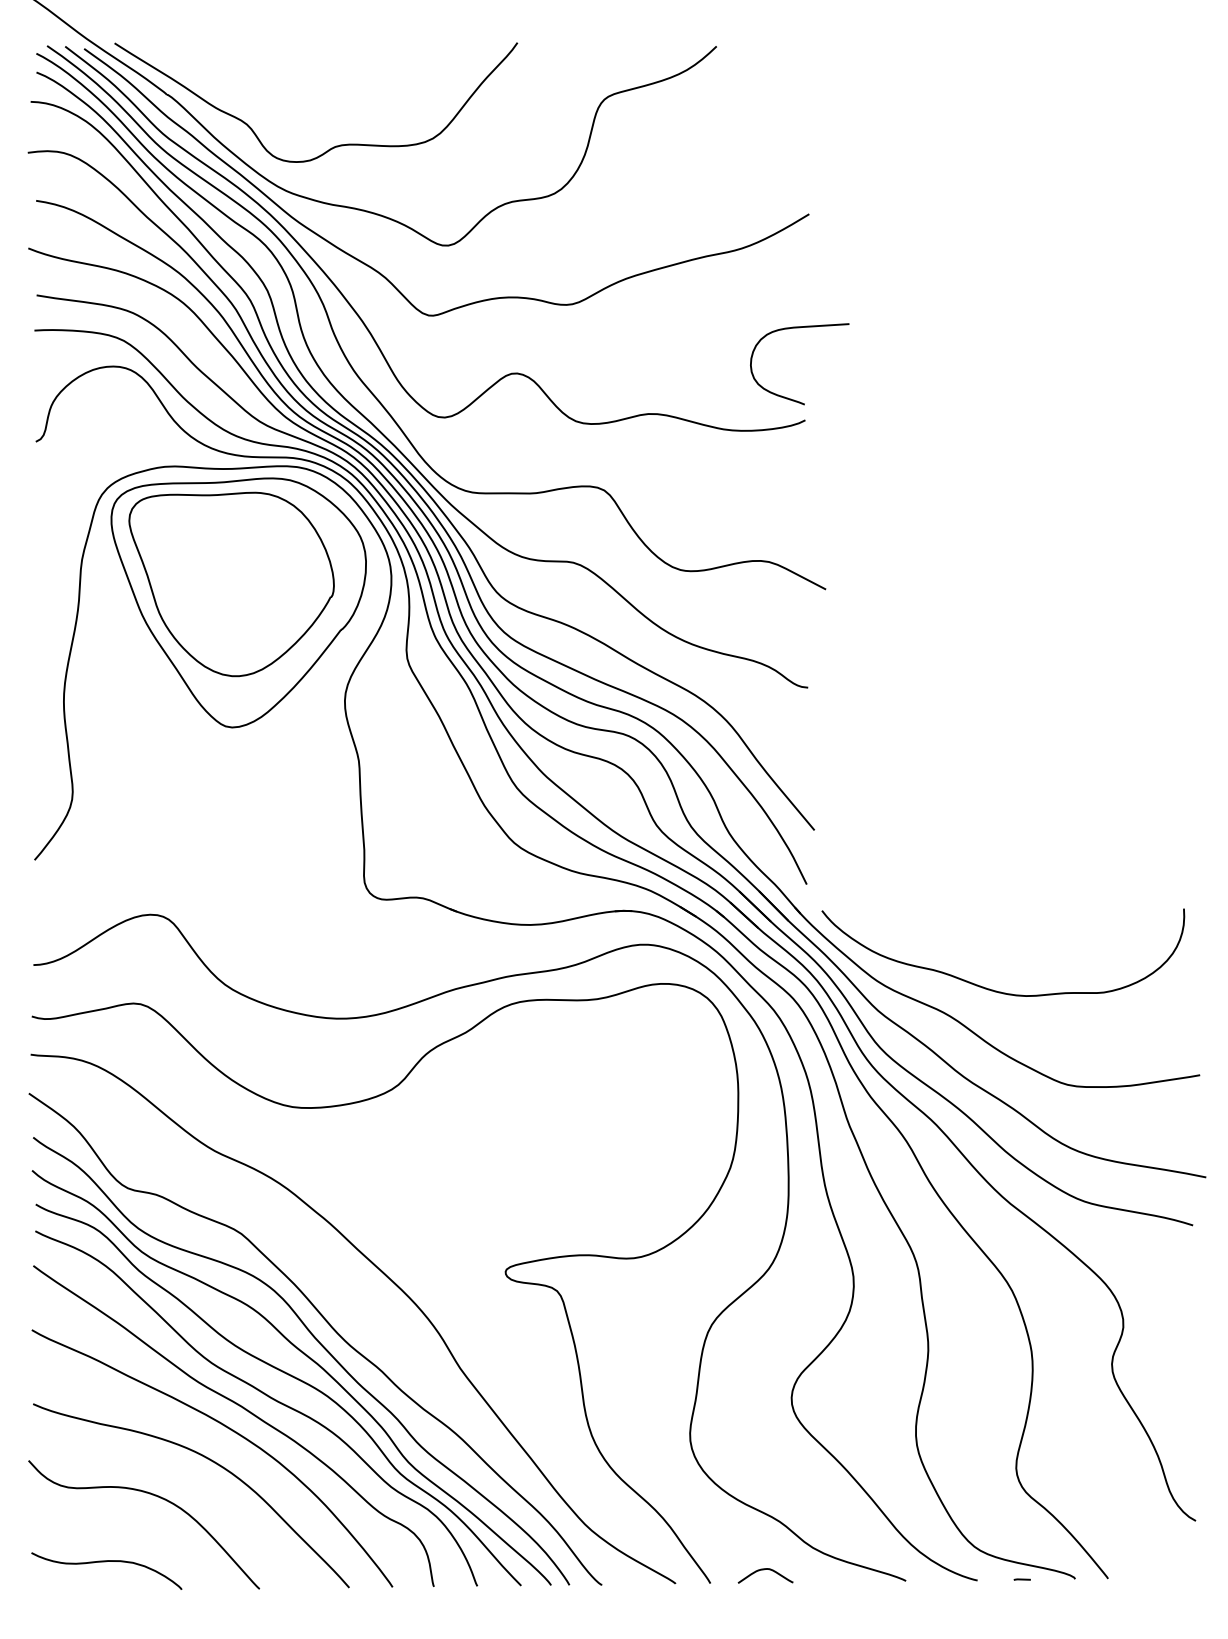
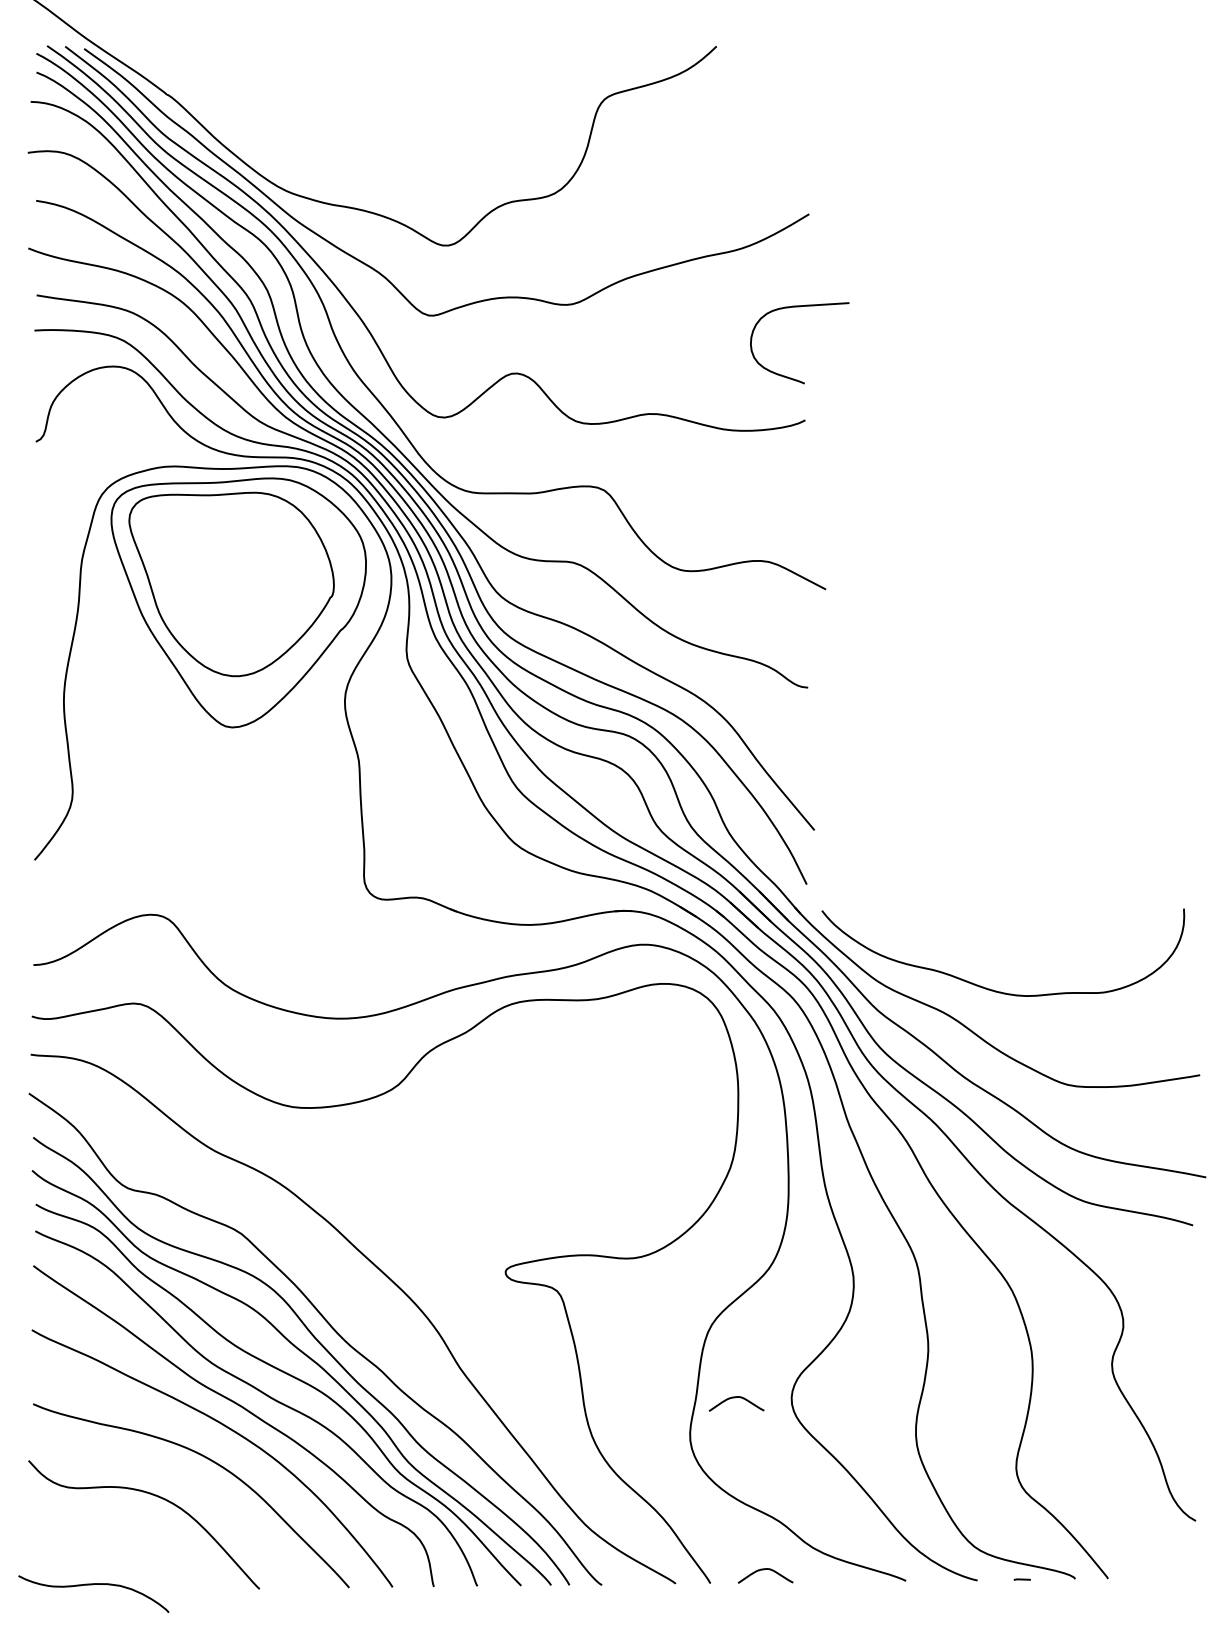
curve: present -> none (333, 146)
curve position: (791, 398) -> (791, 377) (791, 377)
curve: none -> present (735, 1398)
curve position: (106, 1562) -> (93, 1585) (93, 1585)
